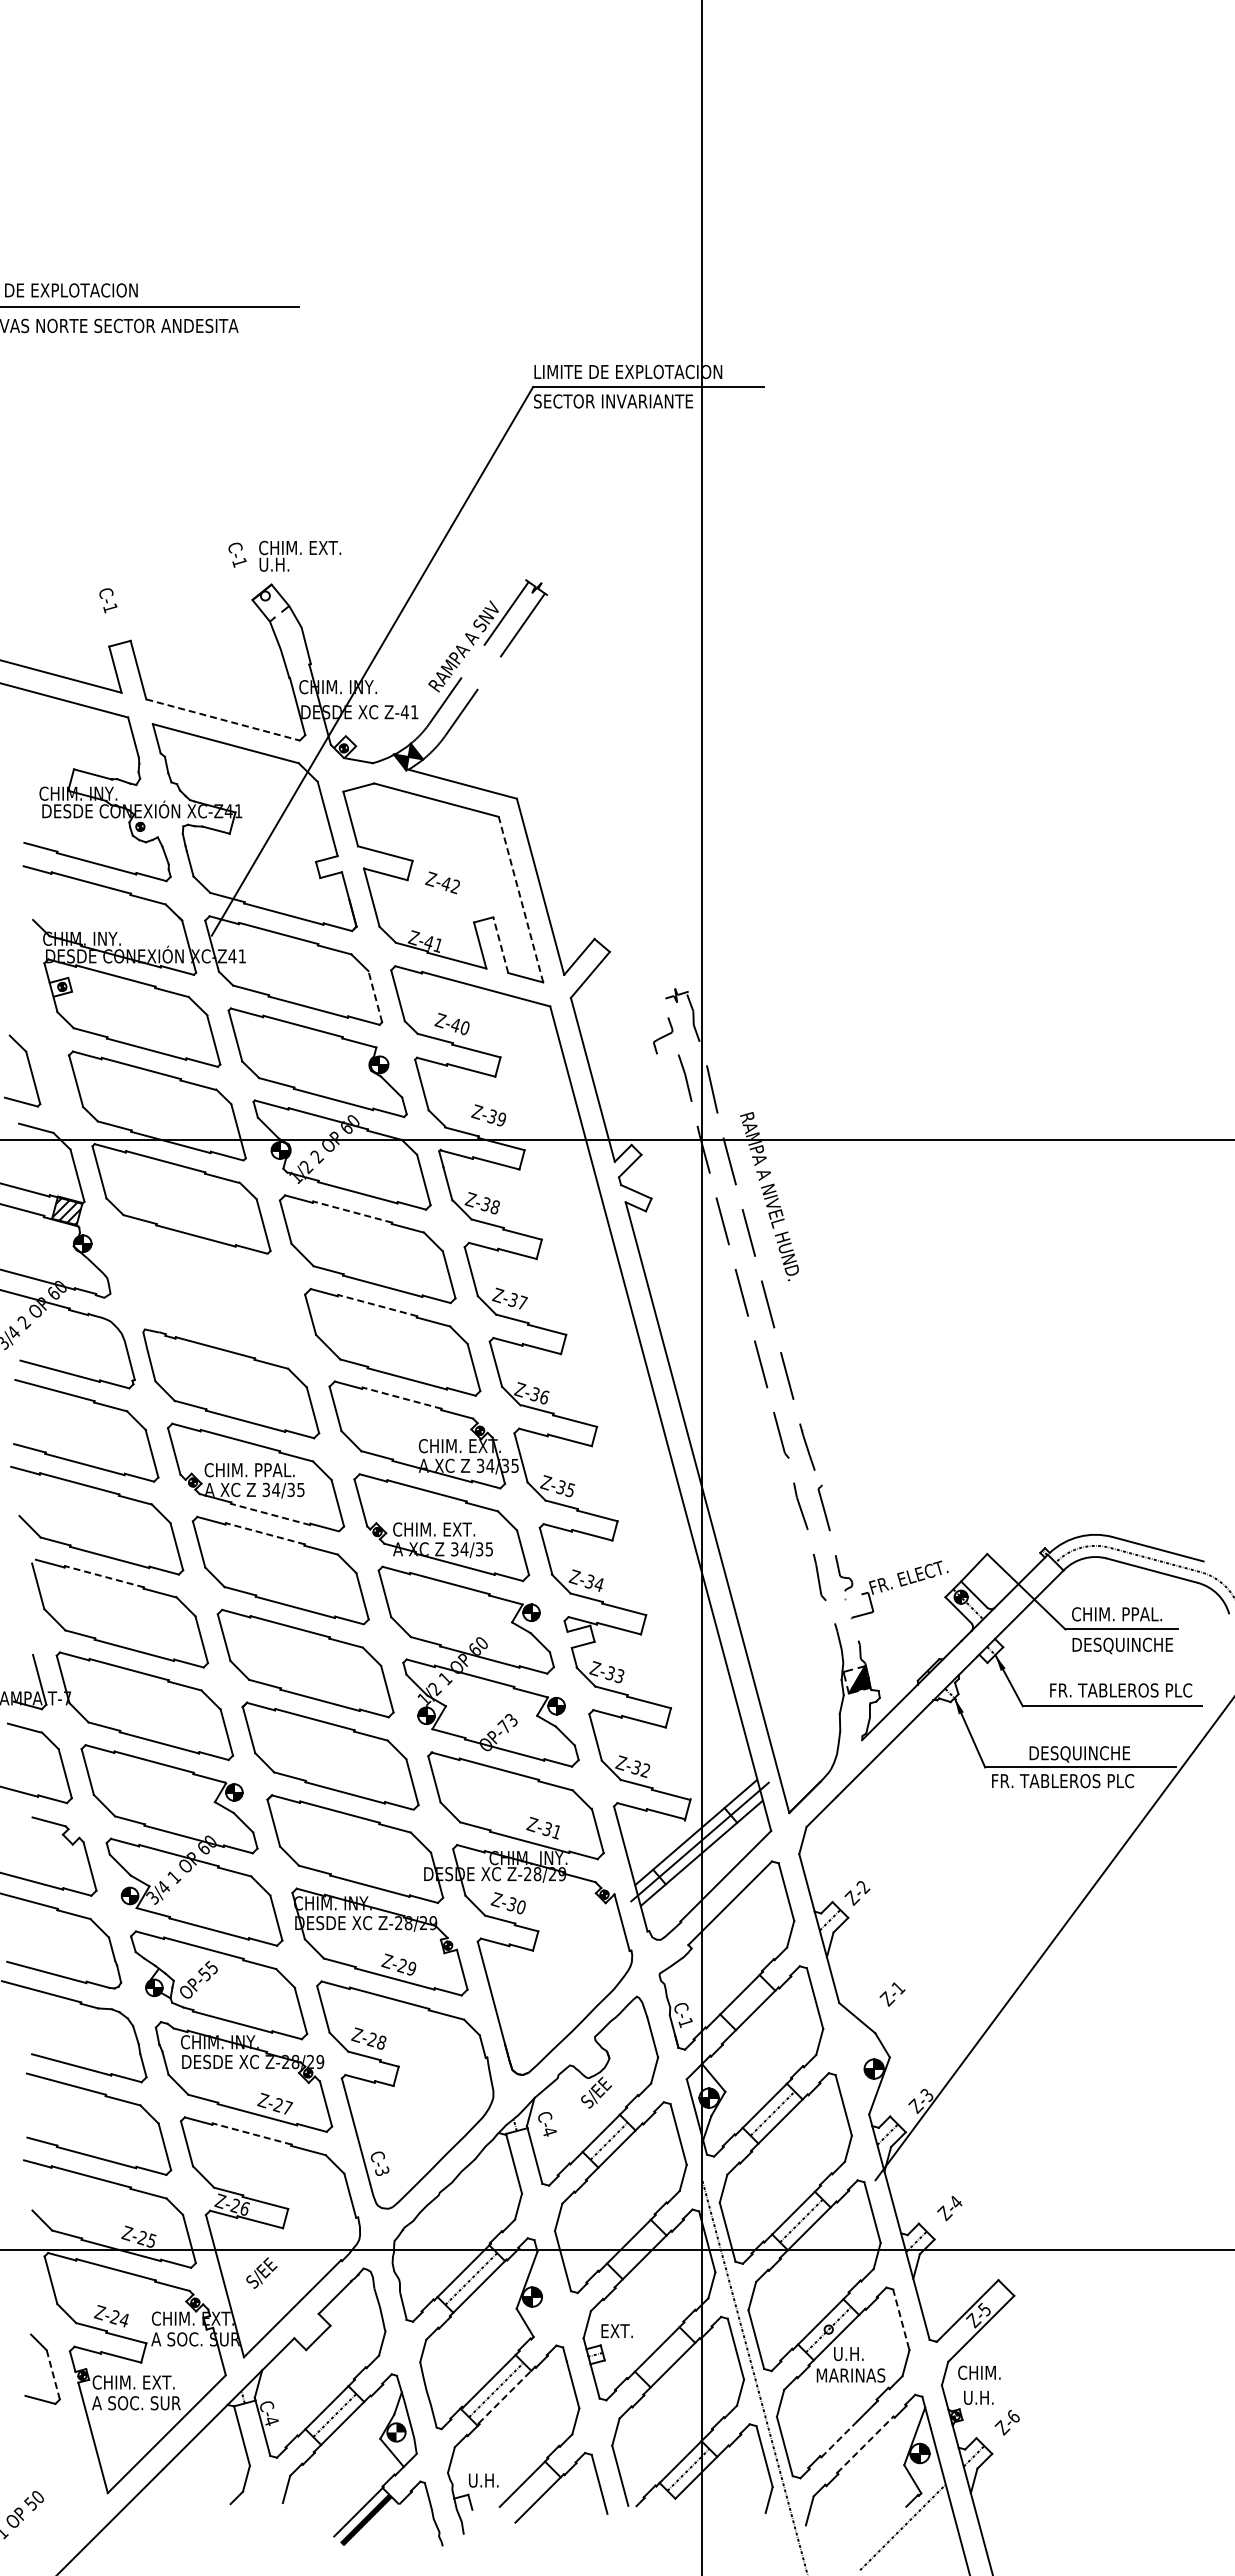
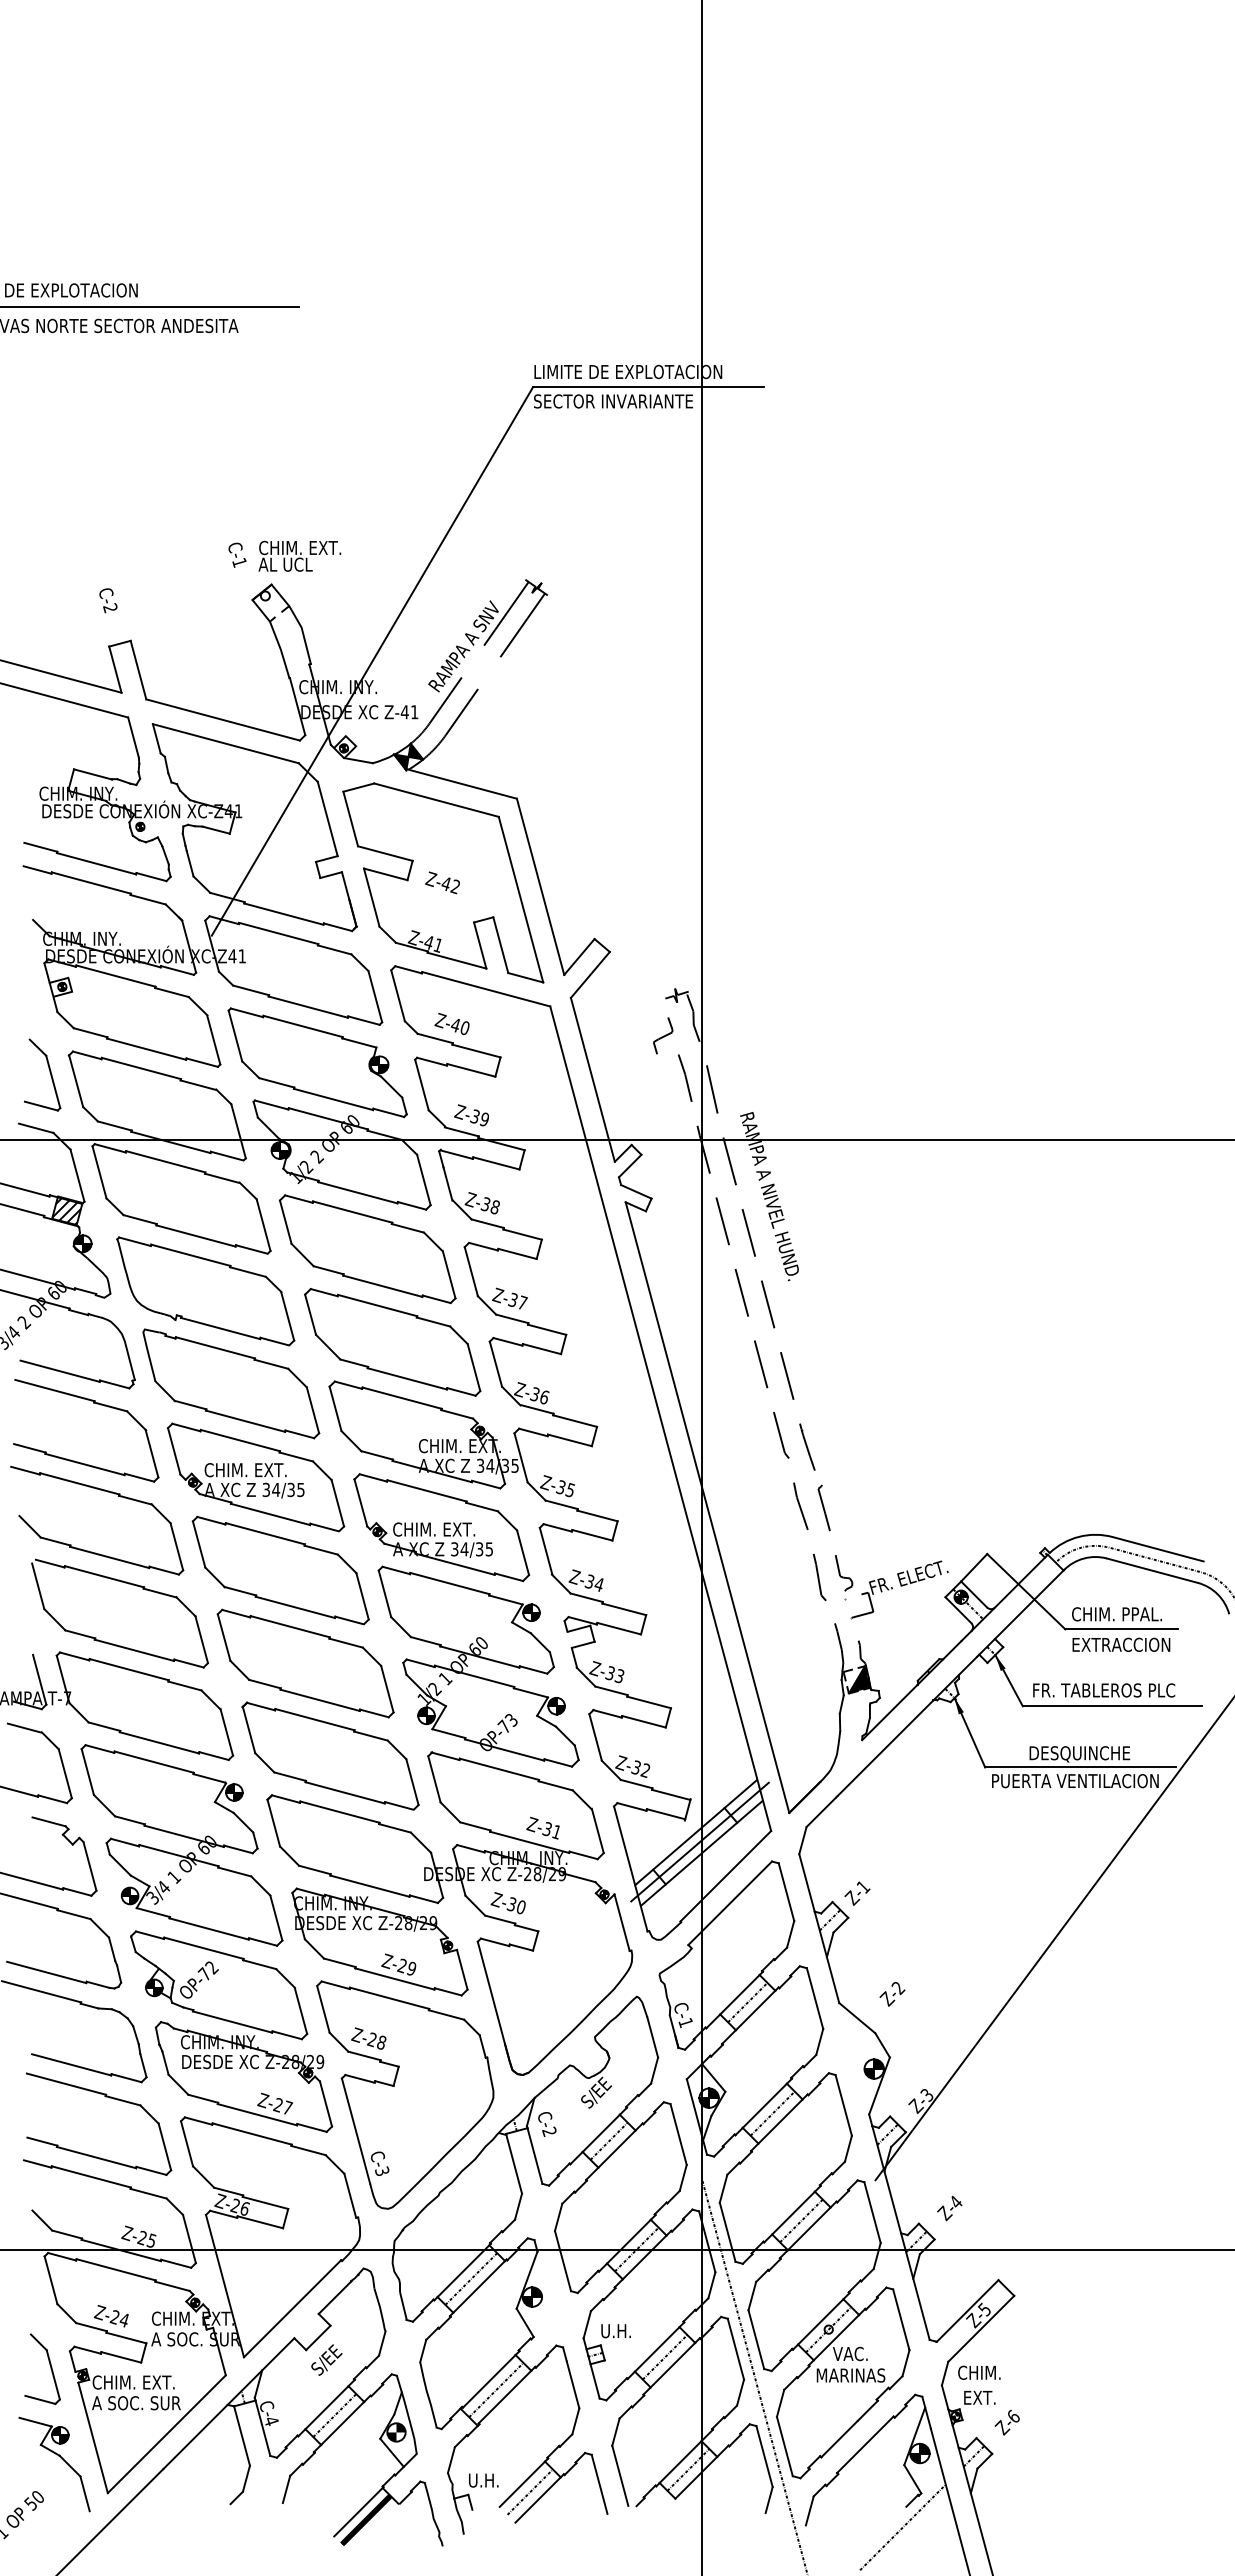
text: U.H. -> AL UCL (285, 564)
text: C-1 -> C-2 (110, 608)
line: dashed -> solid (223, 719)
line: dashed -> solid (521, 899)
line: dashed -> solid (500, 945)
line: dashed -> solid (375, 996)
part position: (29, 1068) -> (49, 1072) (49, 1072)
text position: (488, 1115) -> (471, 1115) (471, 1115)
line: dashed -> solid (352, 1212)
part: none -> present (205, 1291)
line: dashed -> solid (377, 1305)
line: dashed -> solid (402, 1398)
text: CHIM. PPAL. -> CHIM. EXT. (275, 1470)
line: dashed -> solid (270, 1514)
line: dashed -> solid (265, 1533)
line: dashed -> solid (104, 1576)
text: DESQUINCHE -> EXTRACCION (1123, 1645)
text position: (1121, 1690) -> (1104, 1690) (1104, 1690)
text: FR. TABLEROS PLC -> PUERTA VENTILACION (1075, 1781)
text: Z-2 -> Z-1 (861, 1887)
text: OP-55 -> OP-72 (207, 1970)
text: Z-1 -> Z-2 (896, 1988)
line: none -> present (747, 2002)
text: C-4 -> C-2 (549, 2131)
line: dashed -> solid (252, 2134)
line: none -> present (636, 2249)
text position: (261, 2272) -> (326, 2359) (326, 2359)
line: dashed -> solid (901, 2319)
text: EXT. -> U.H. (616, 2331)
text: U.H. -> VAC. (850, 2353)
line: none -> present (664, 2357)
line: dashed -> solid (53, 2374)
line: dashed -> solid (505, 2396)
text: U.H. -> EXT. (979, 2397)
line: dashed -> solid (839, 2439)
line: dashed -> solid (865, 2444)
part: none -> present (58, 2456)
line: none -> present (529, 2491)
